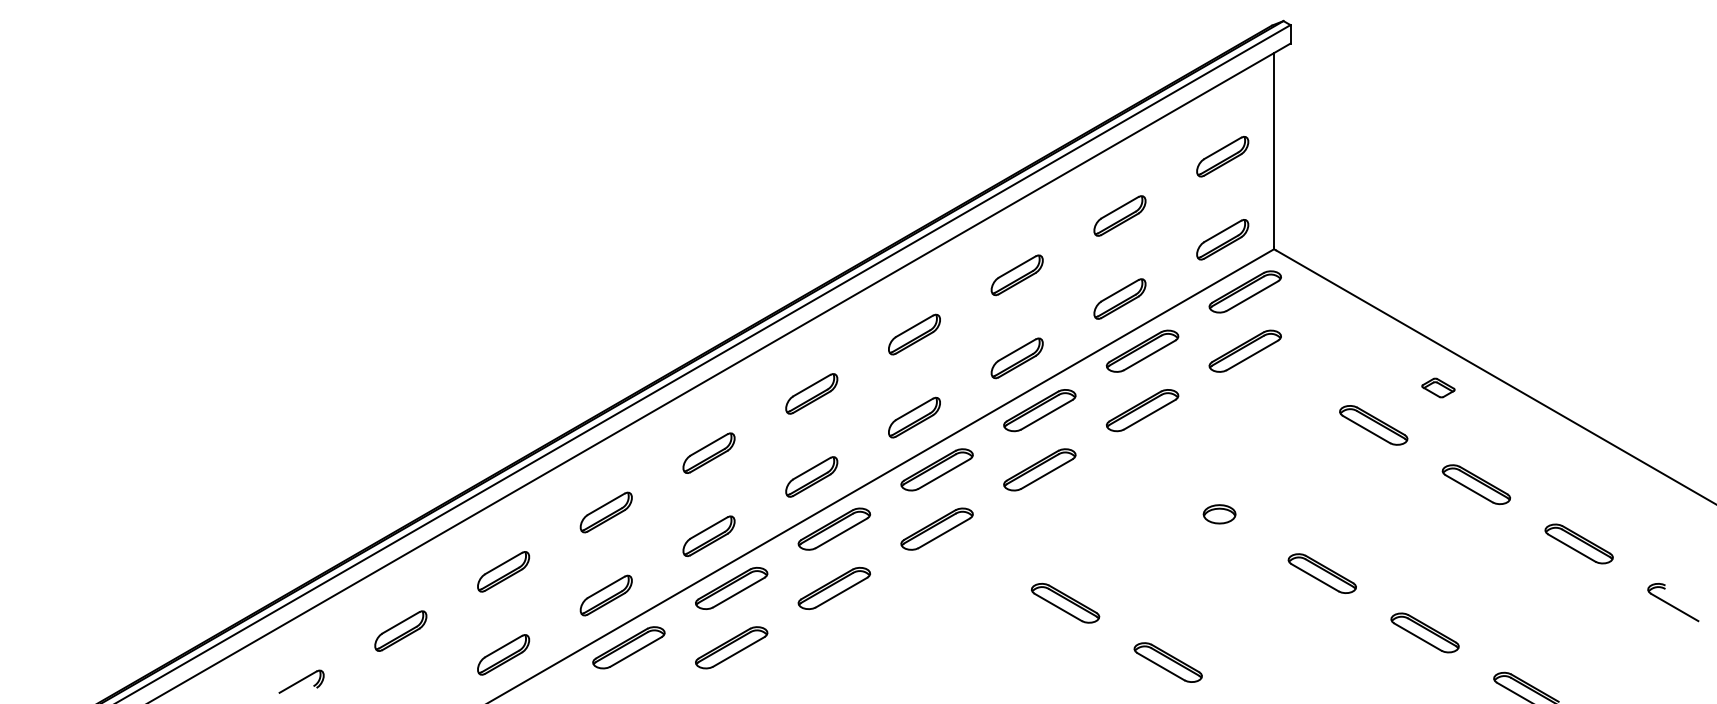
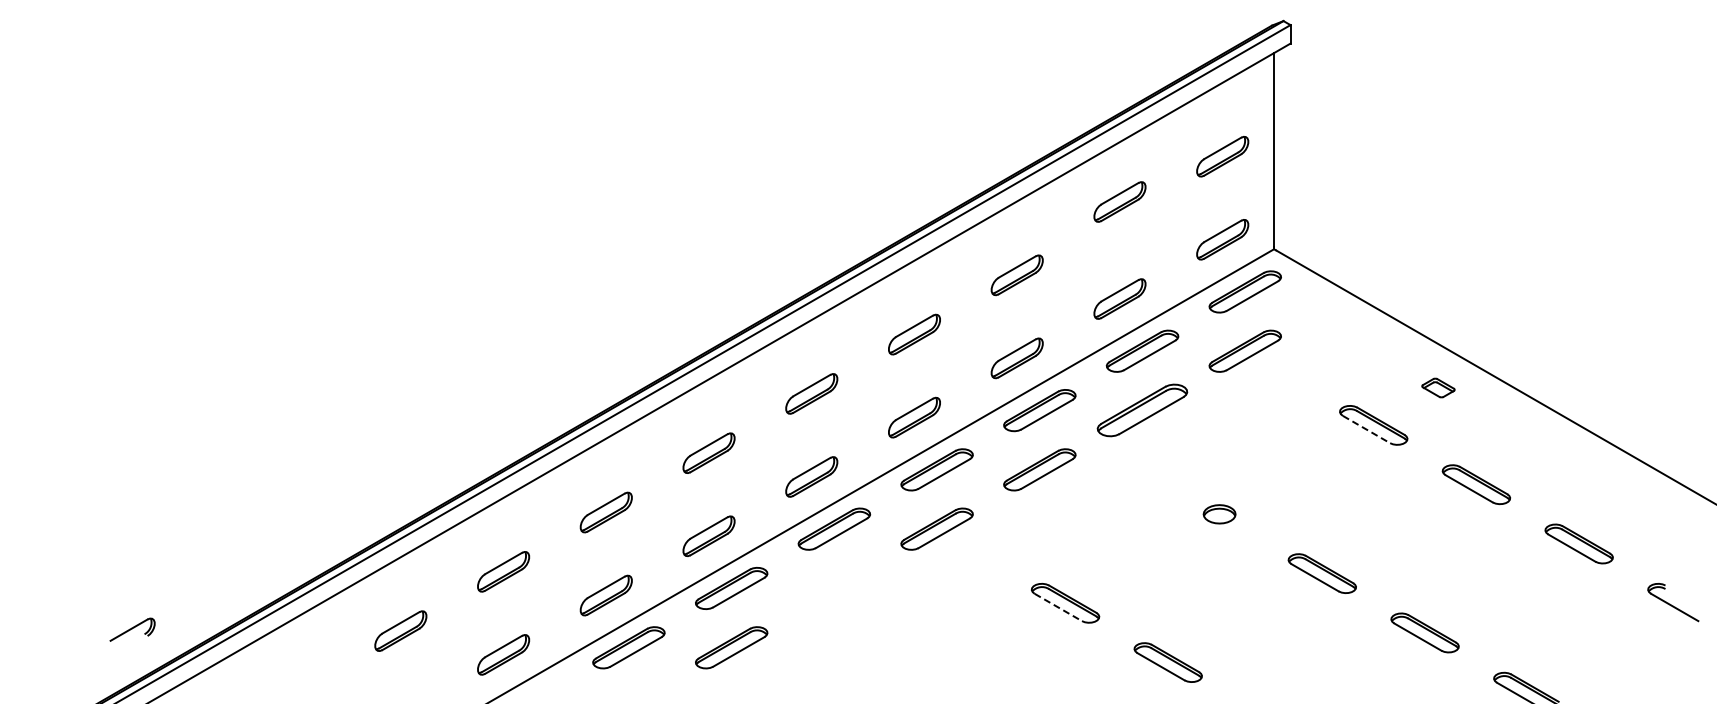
part position: (1119, 215) -> (1119, 201) (1119, 201)
part size: 74x44 px -> 93x55 px (1142, 410)
line: solid -> dashed (1366, 429)
part: present -> none (833, 587)
line: solid -> dashed (1058, 607)
part position: (301, 681) -> (132, 629) (132, 629)
